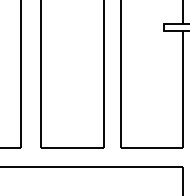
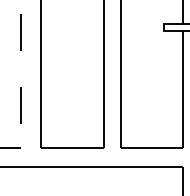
line: solid -> dashed (21, 74)
